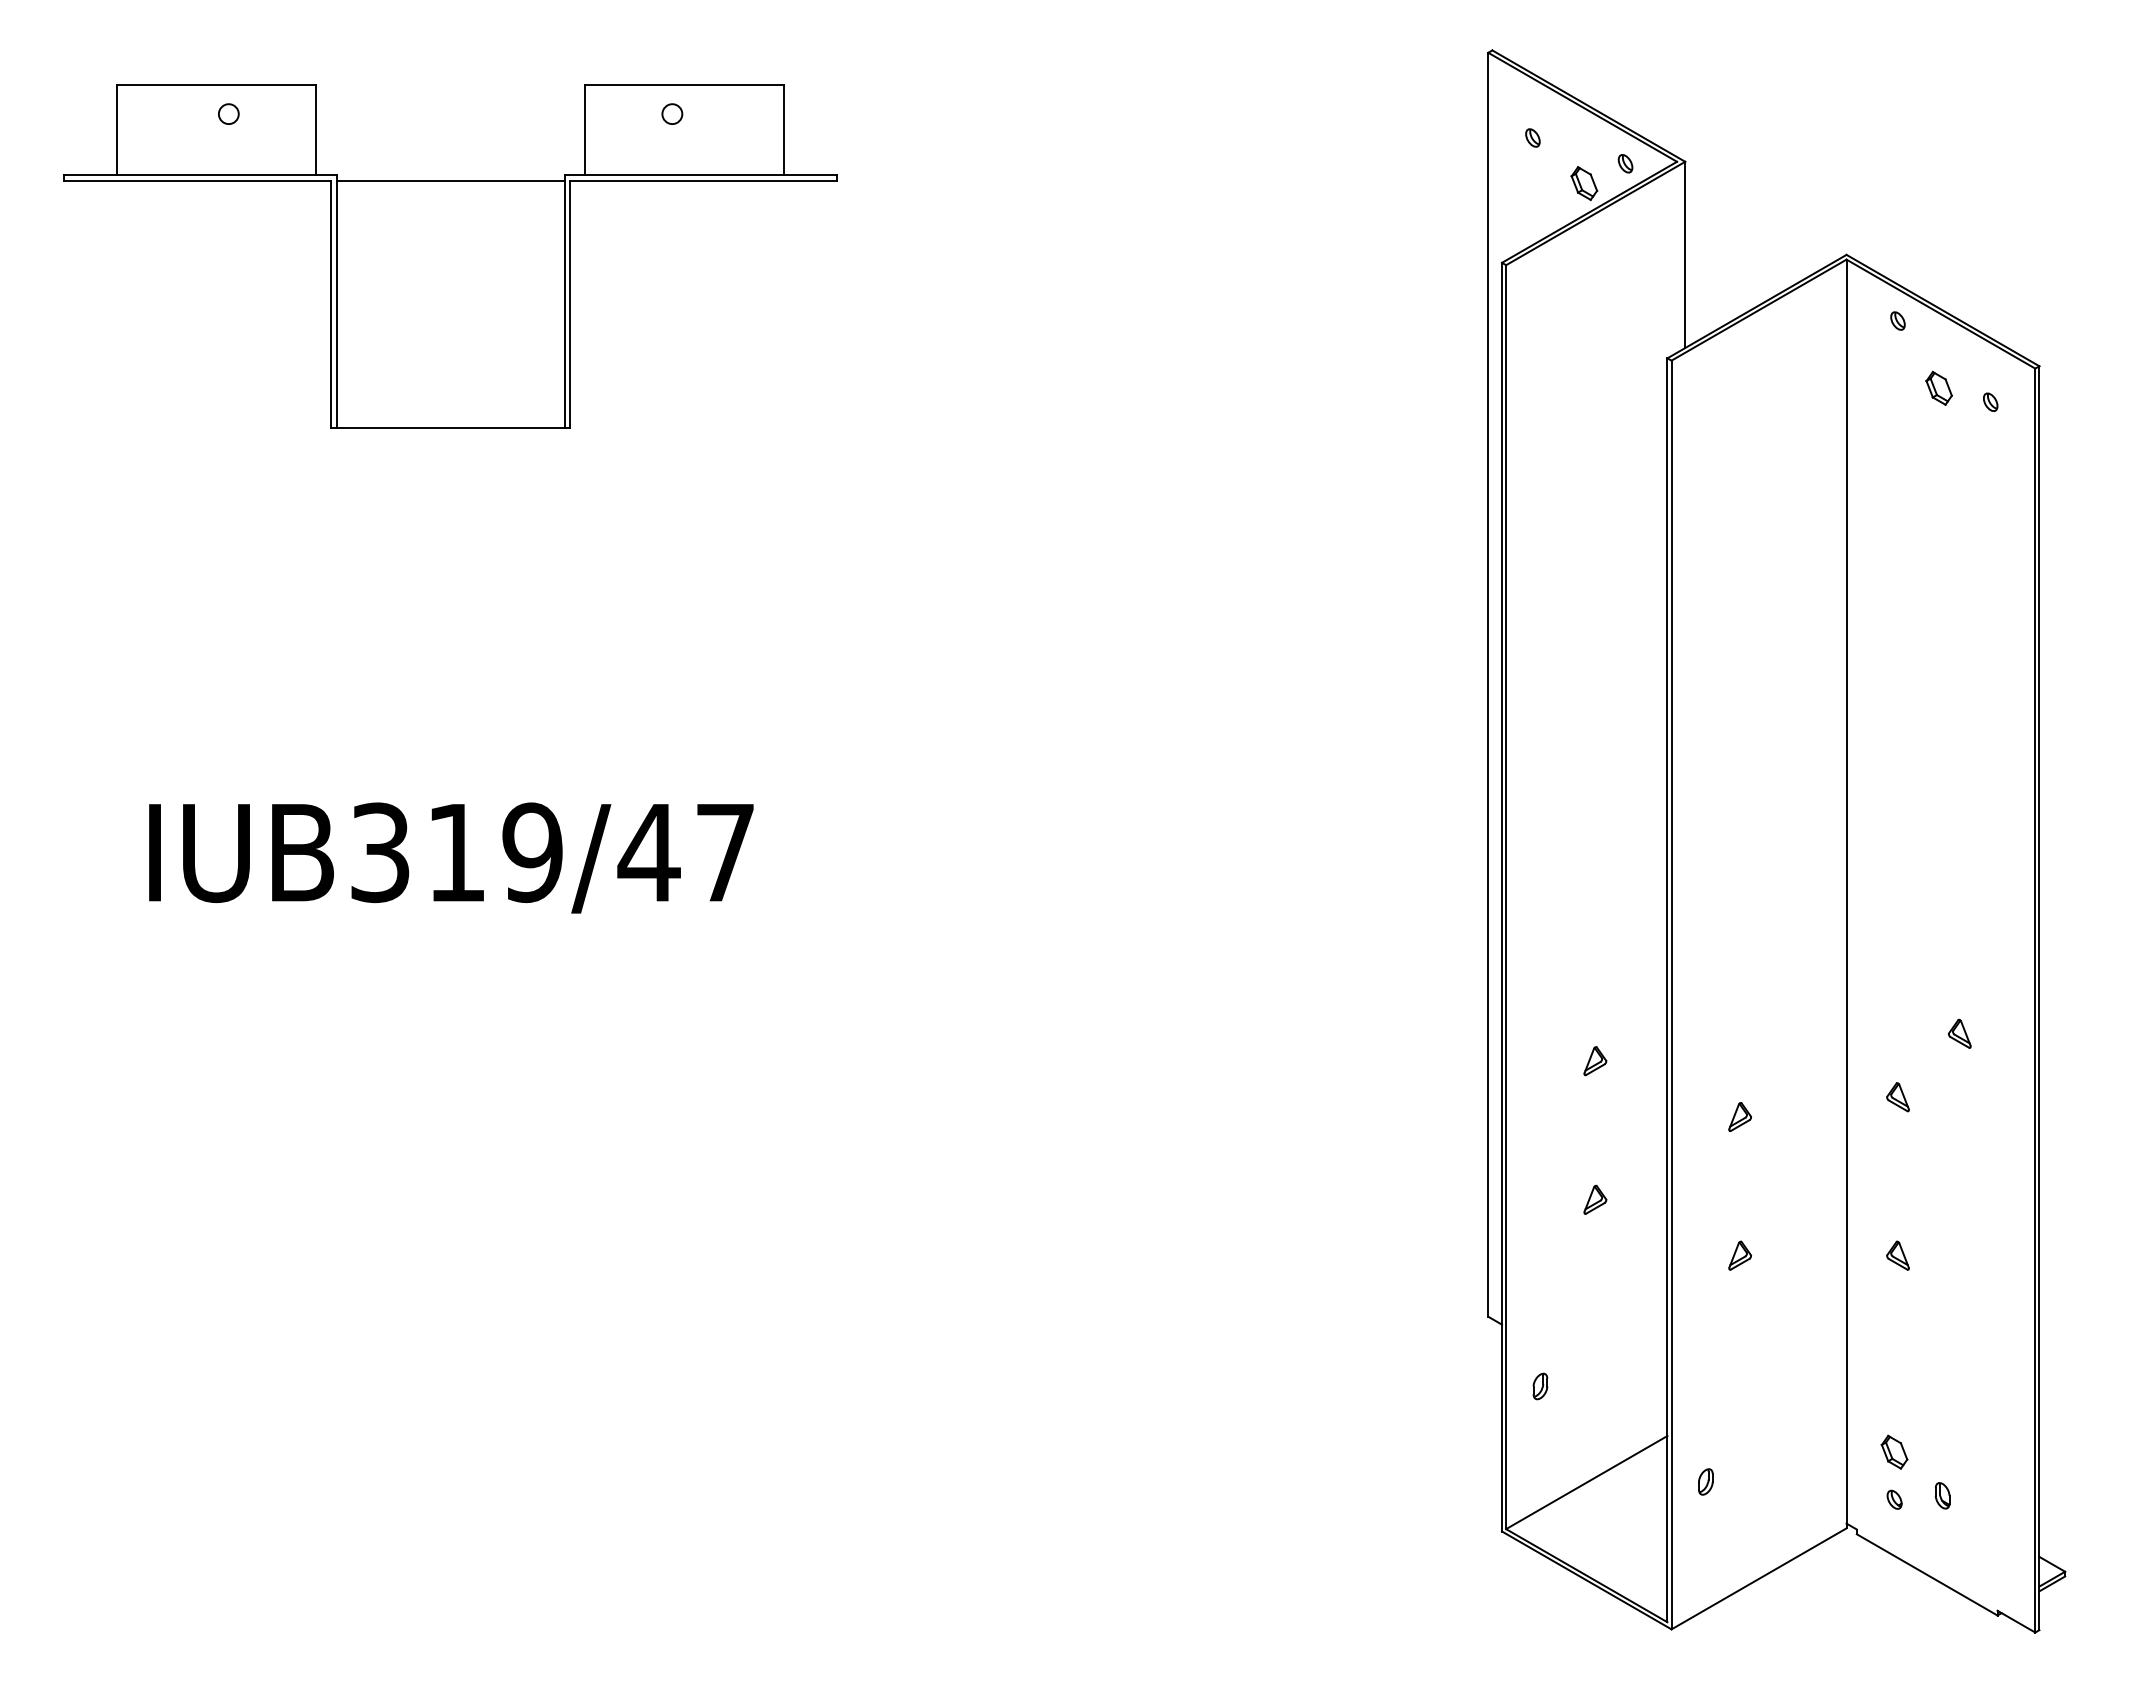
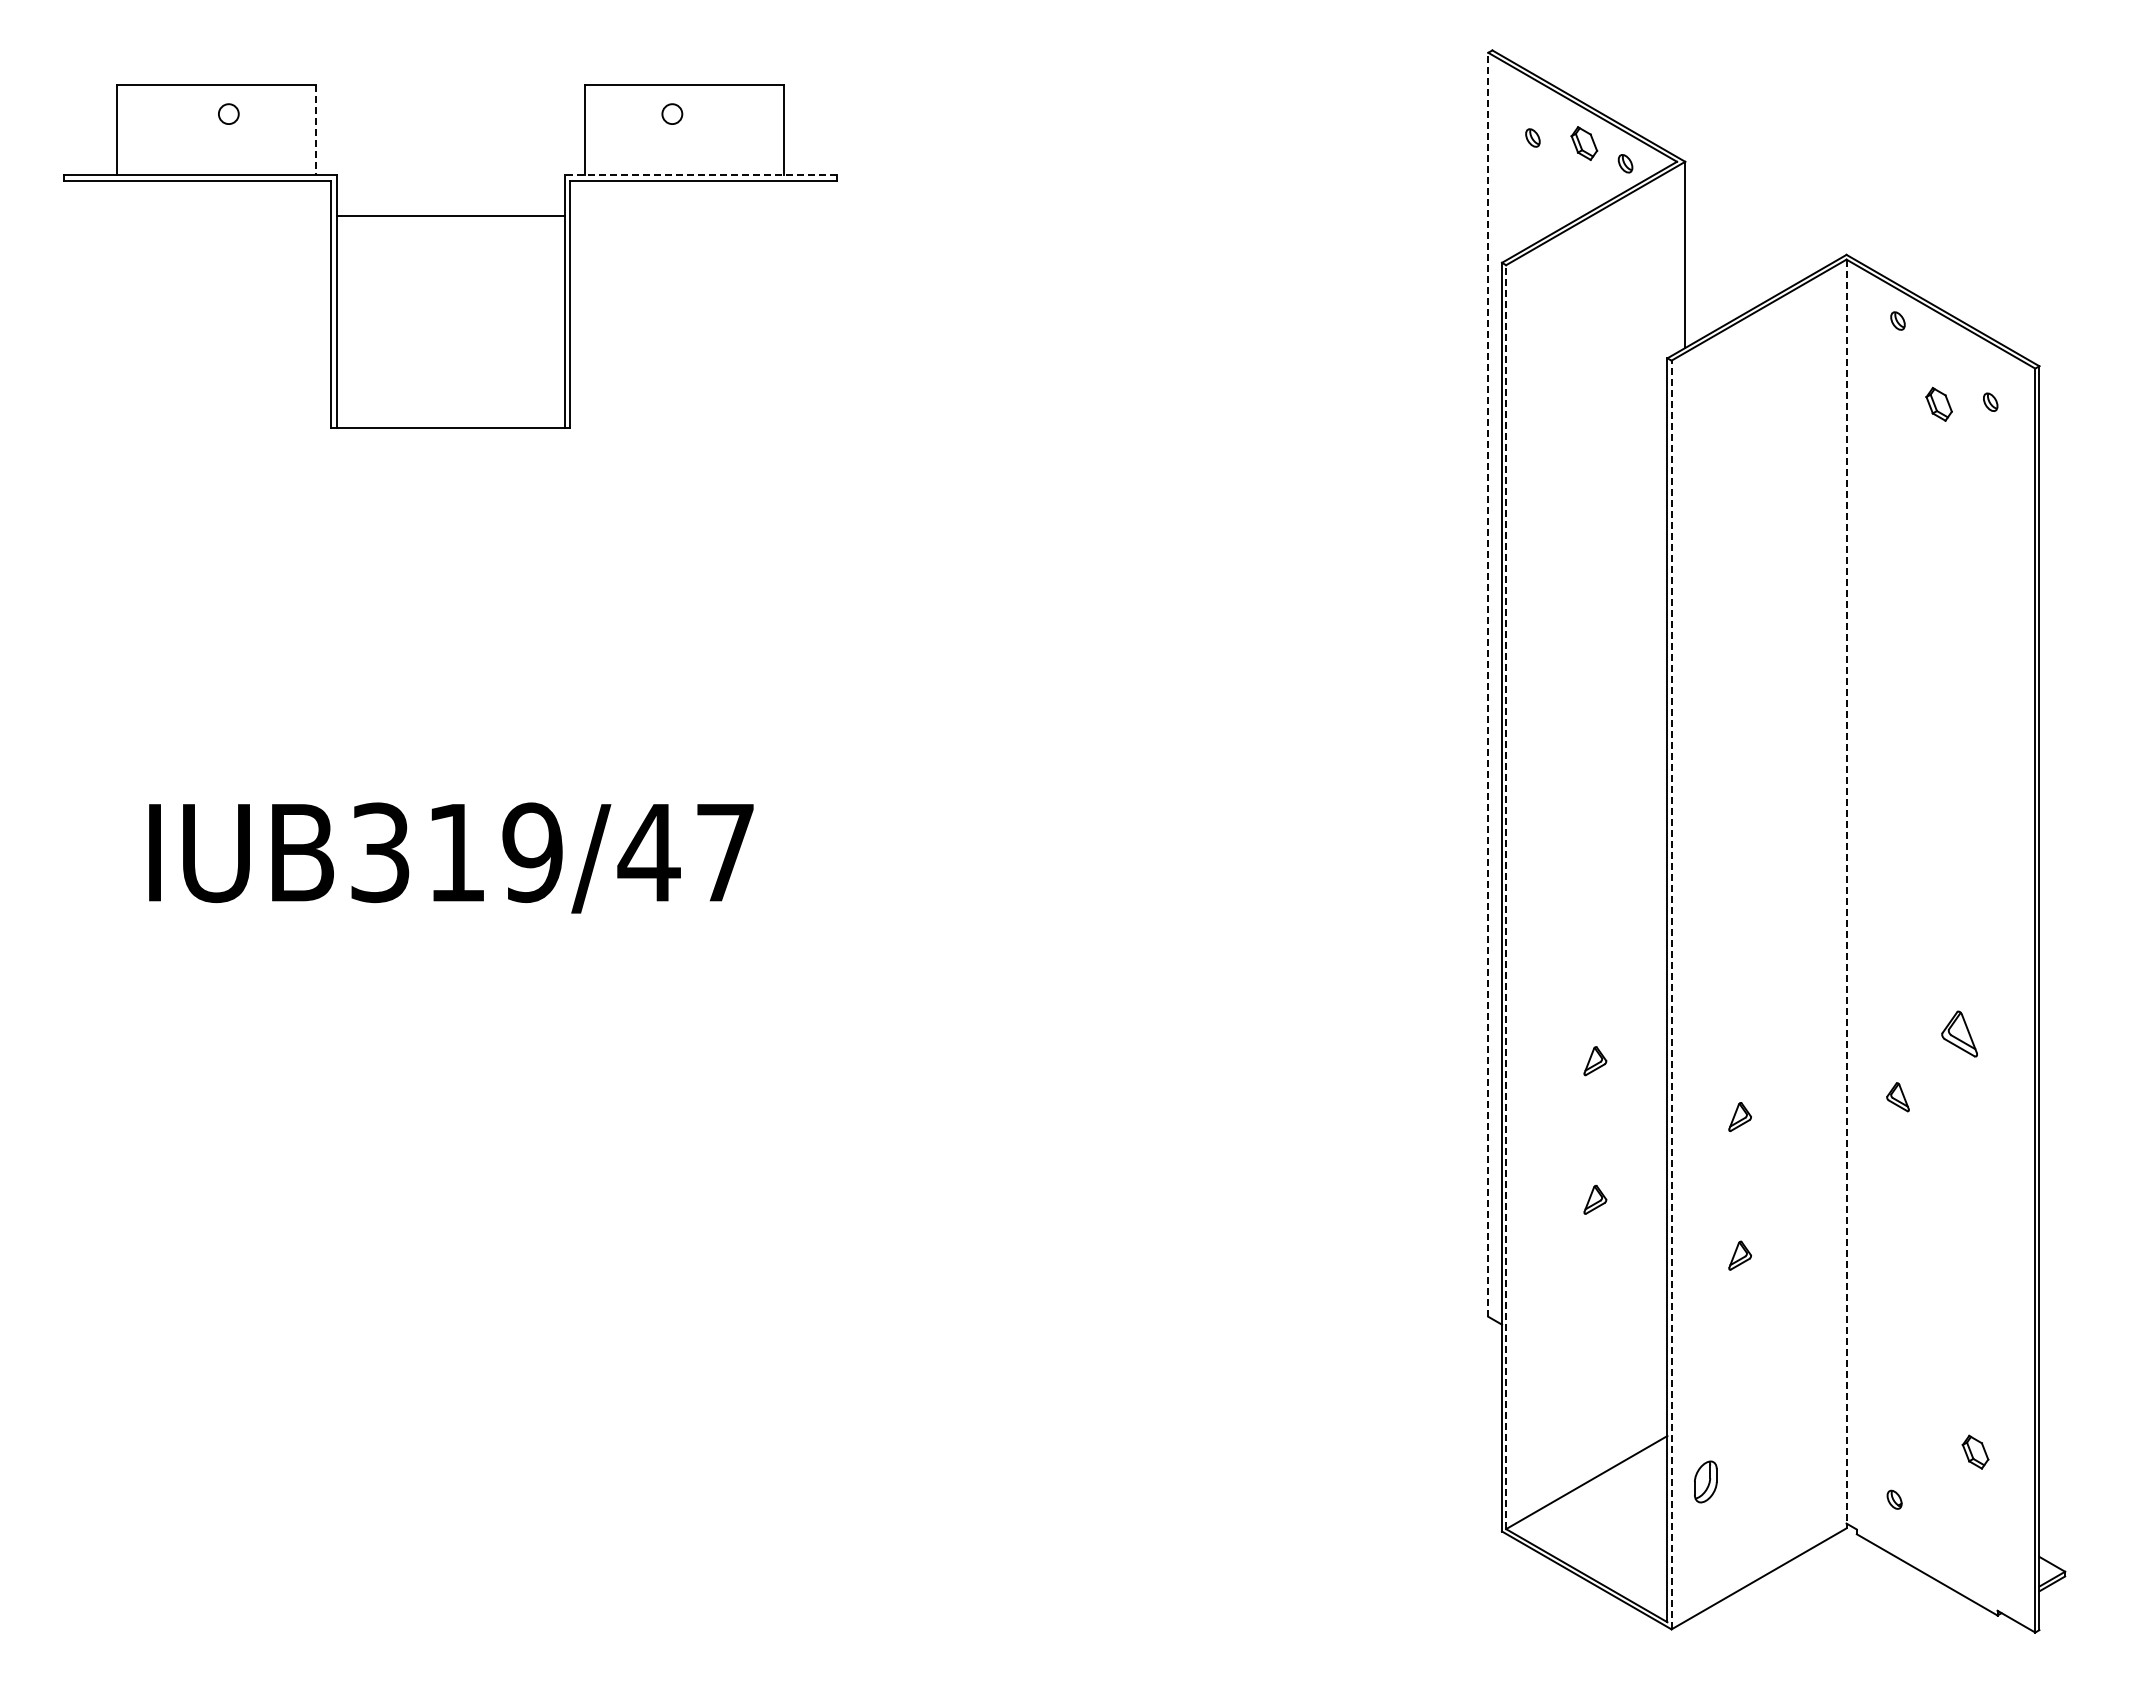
line: solid -> dashed (316, 129)
line: solid -> dashed (700, 174)
line position: (450, 180) -> (450, 215) (450, 215)
part position: (1584, 183) -> (1584, 143) (1584, 143)
part position: (1938, 387) -> (1938, 403) (1938, 403)
line: solid -> dashed (1488, 684)
line: solid -> dashed (1846, 891)
line: solid -> dashed (1506, 897)
line: solid -> dashed (1671, 994)
part size: 24x31 px -> 37x48 px (1959, 1033)
part: present -> none (1897, 1255)
part: present -> none (1540, 1386)
part position: (1894, 1451) -> (1975, 1451) (1975, 1451)
part size: 16x28 px -> 24x44 px (1705, 1481)
part: present -> none (1942, 1495)
